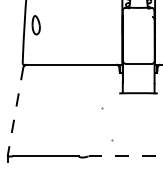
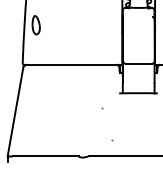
line: dashed -> solid (15, 112)
line: dashed -> solid (125, 156)
